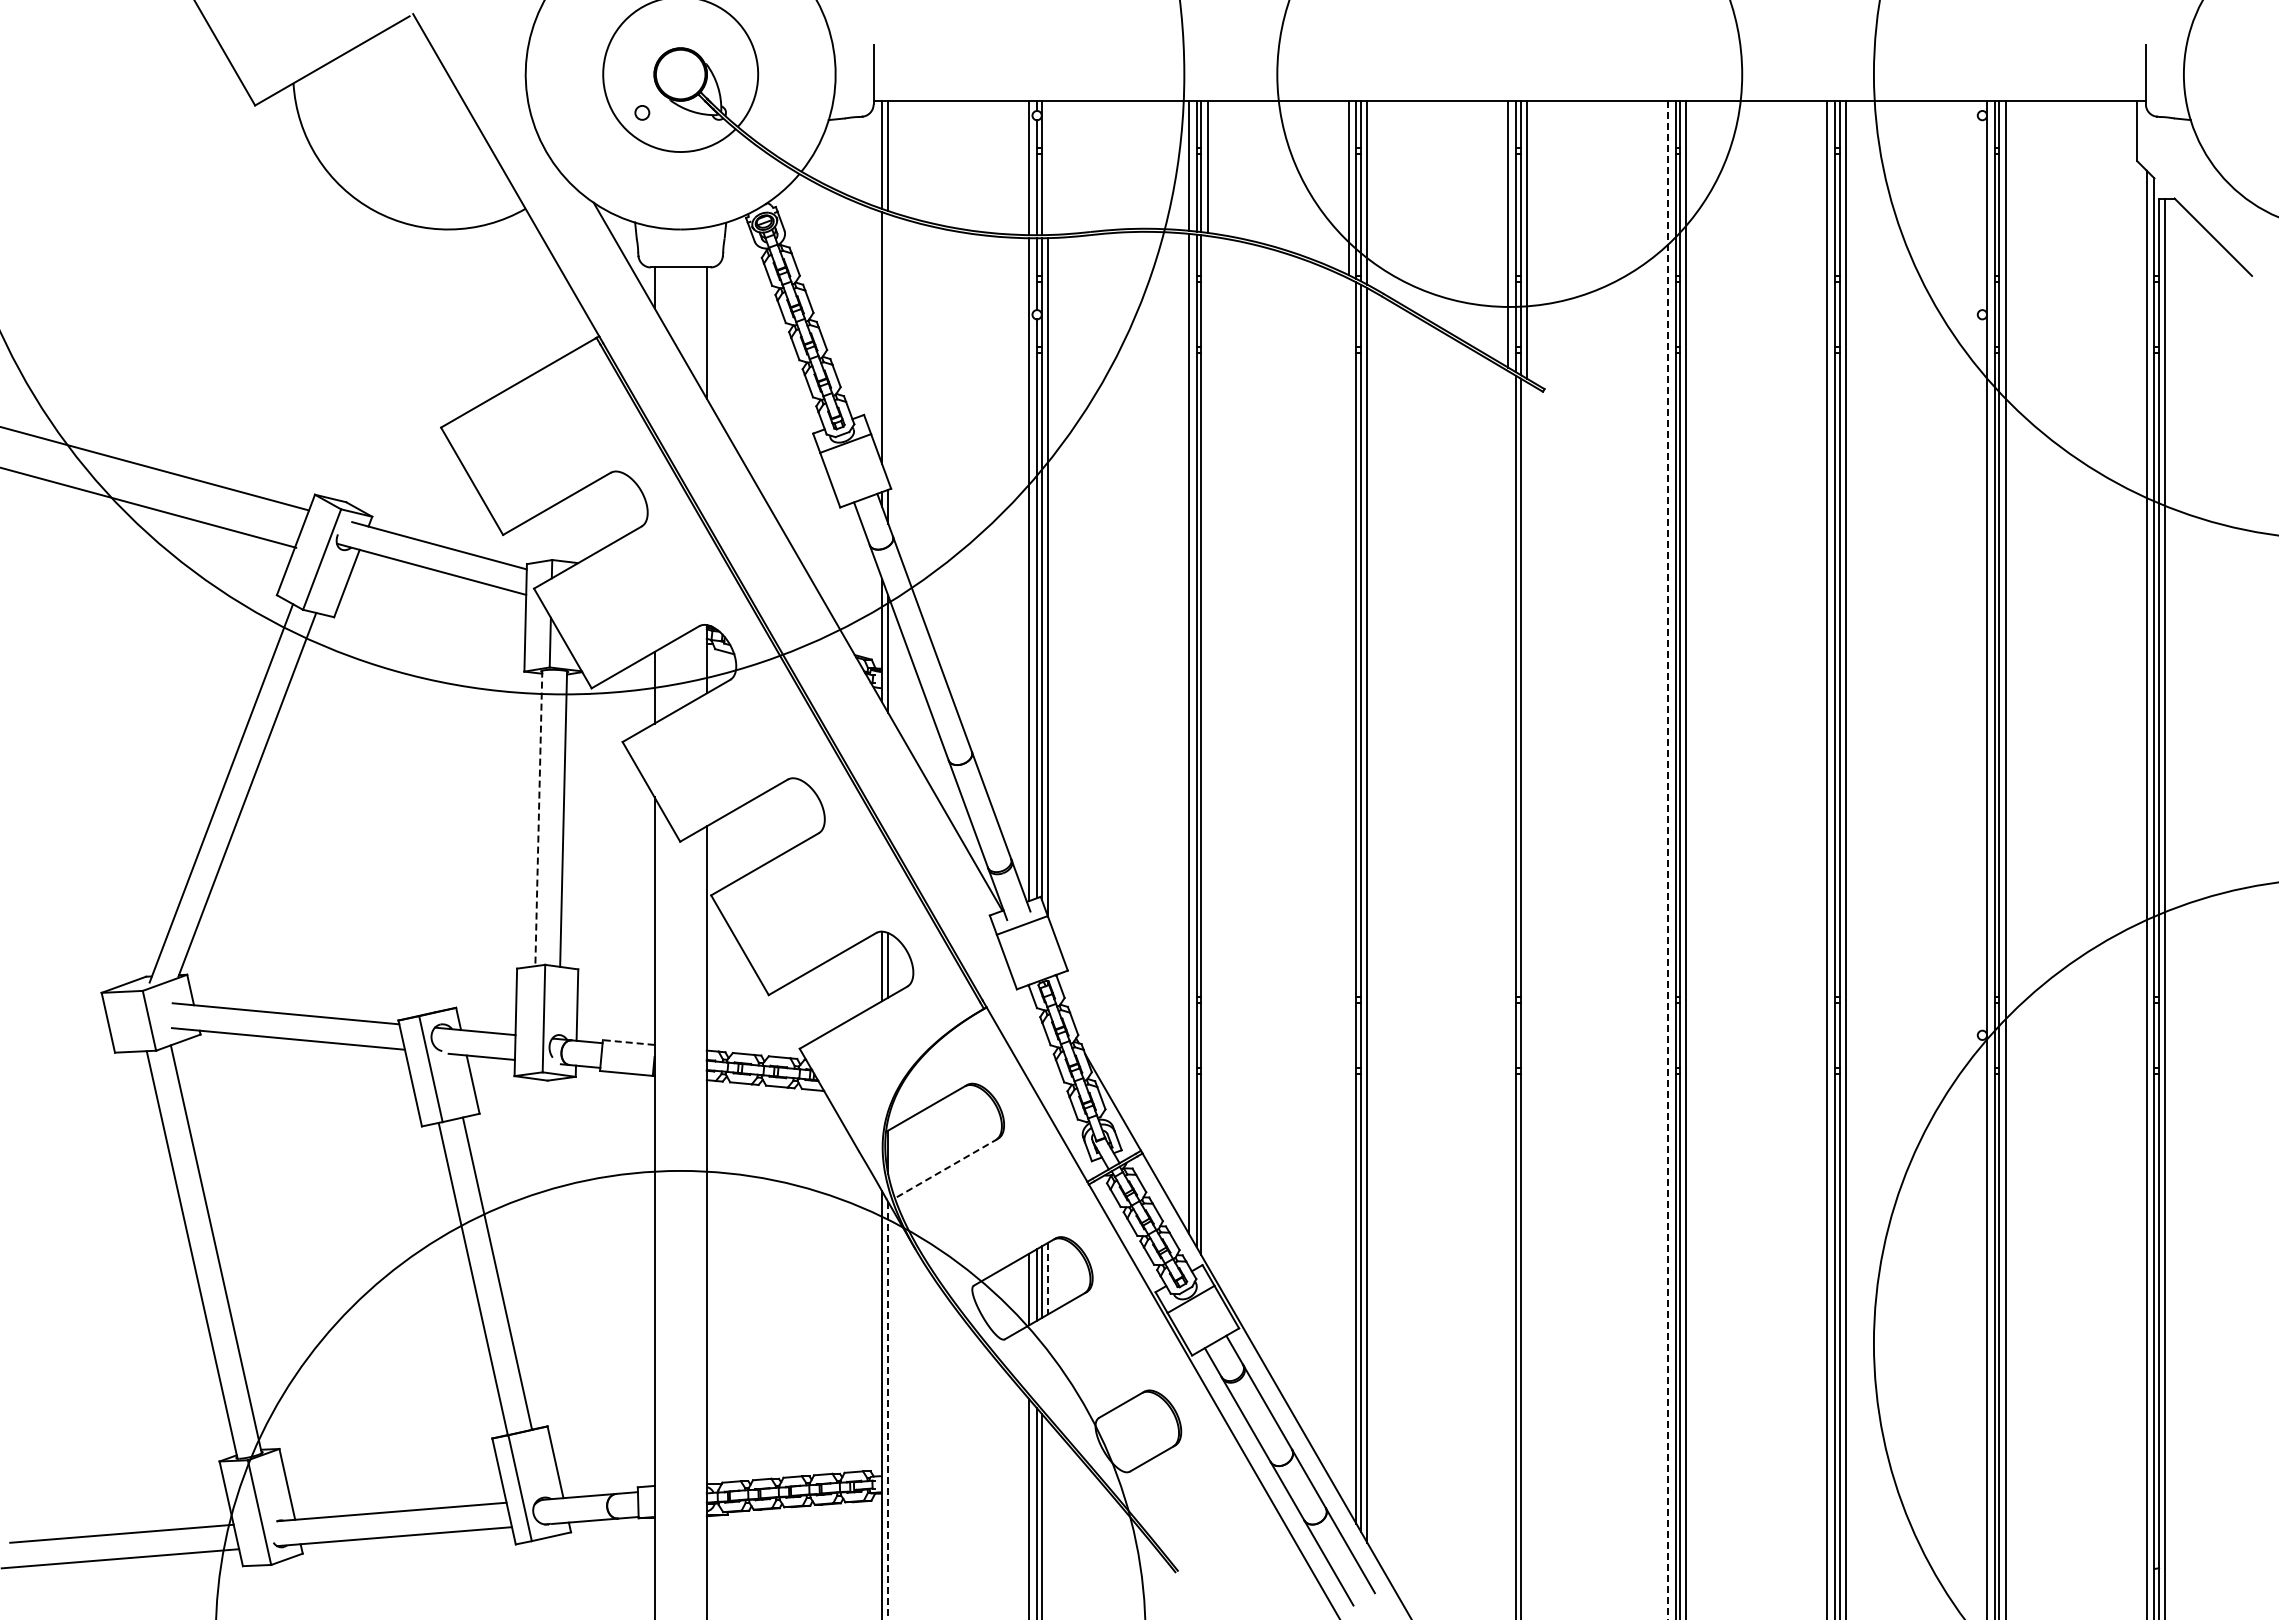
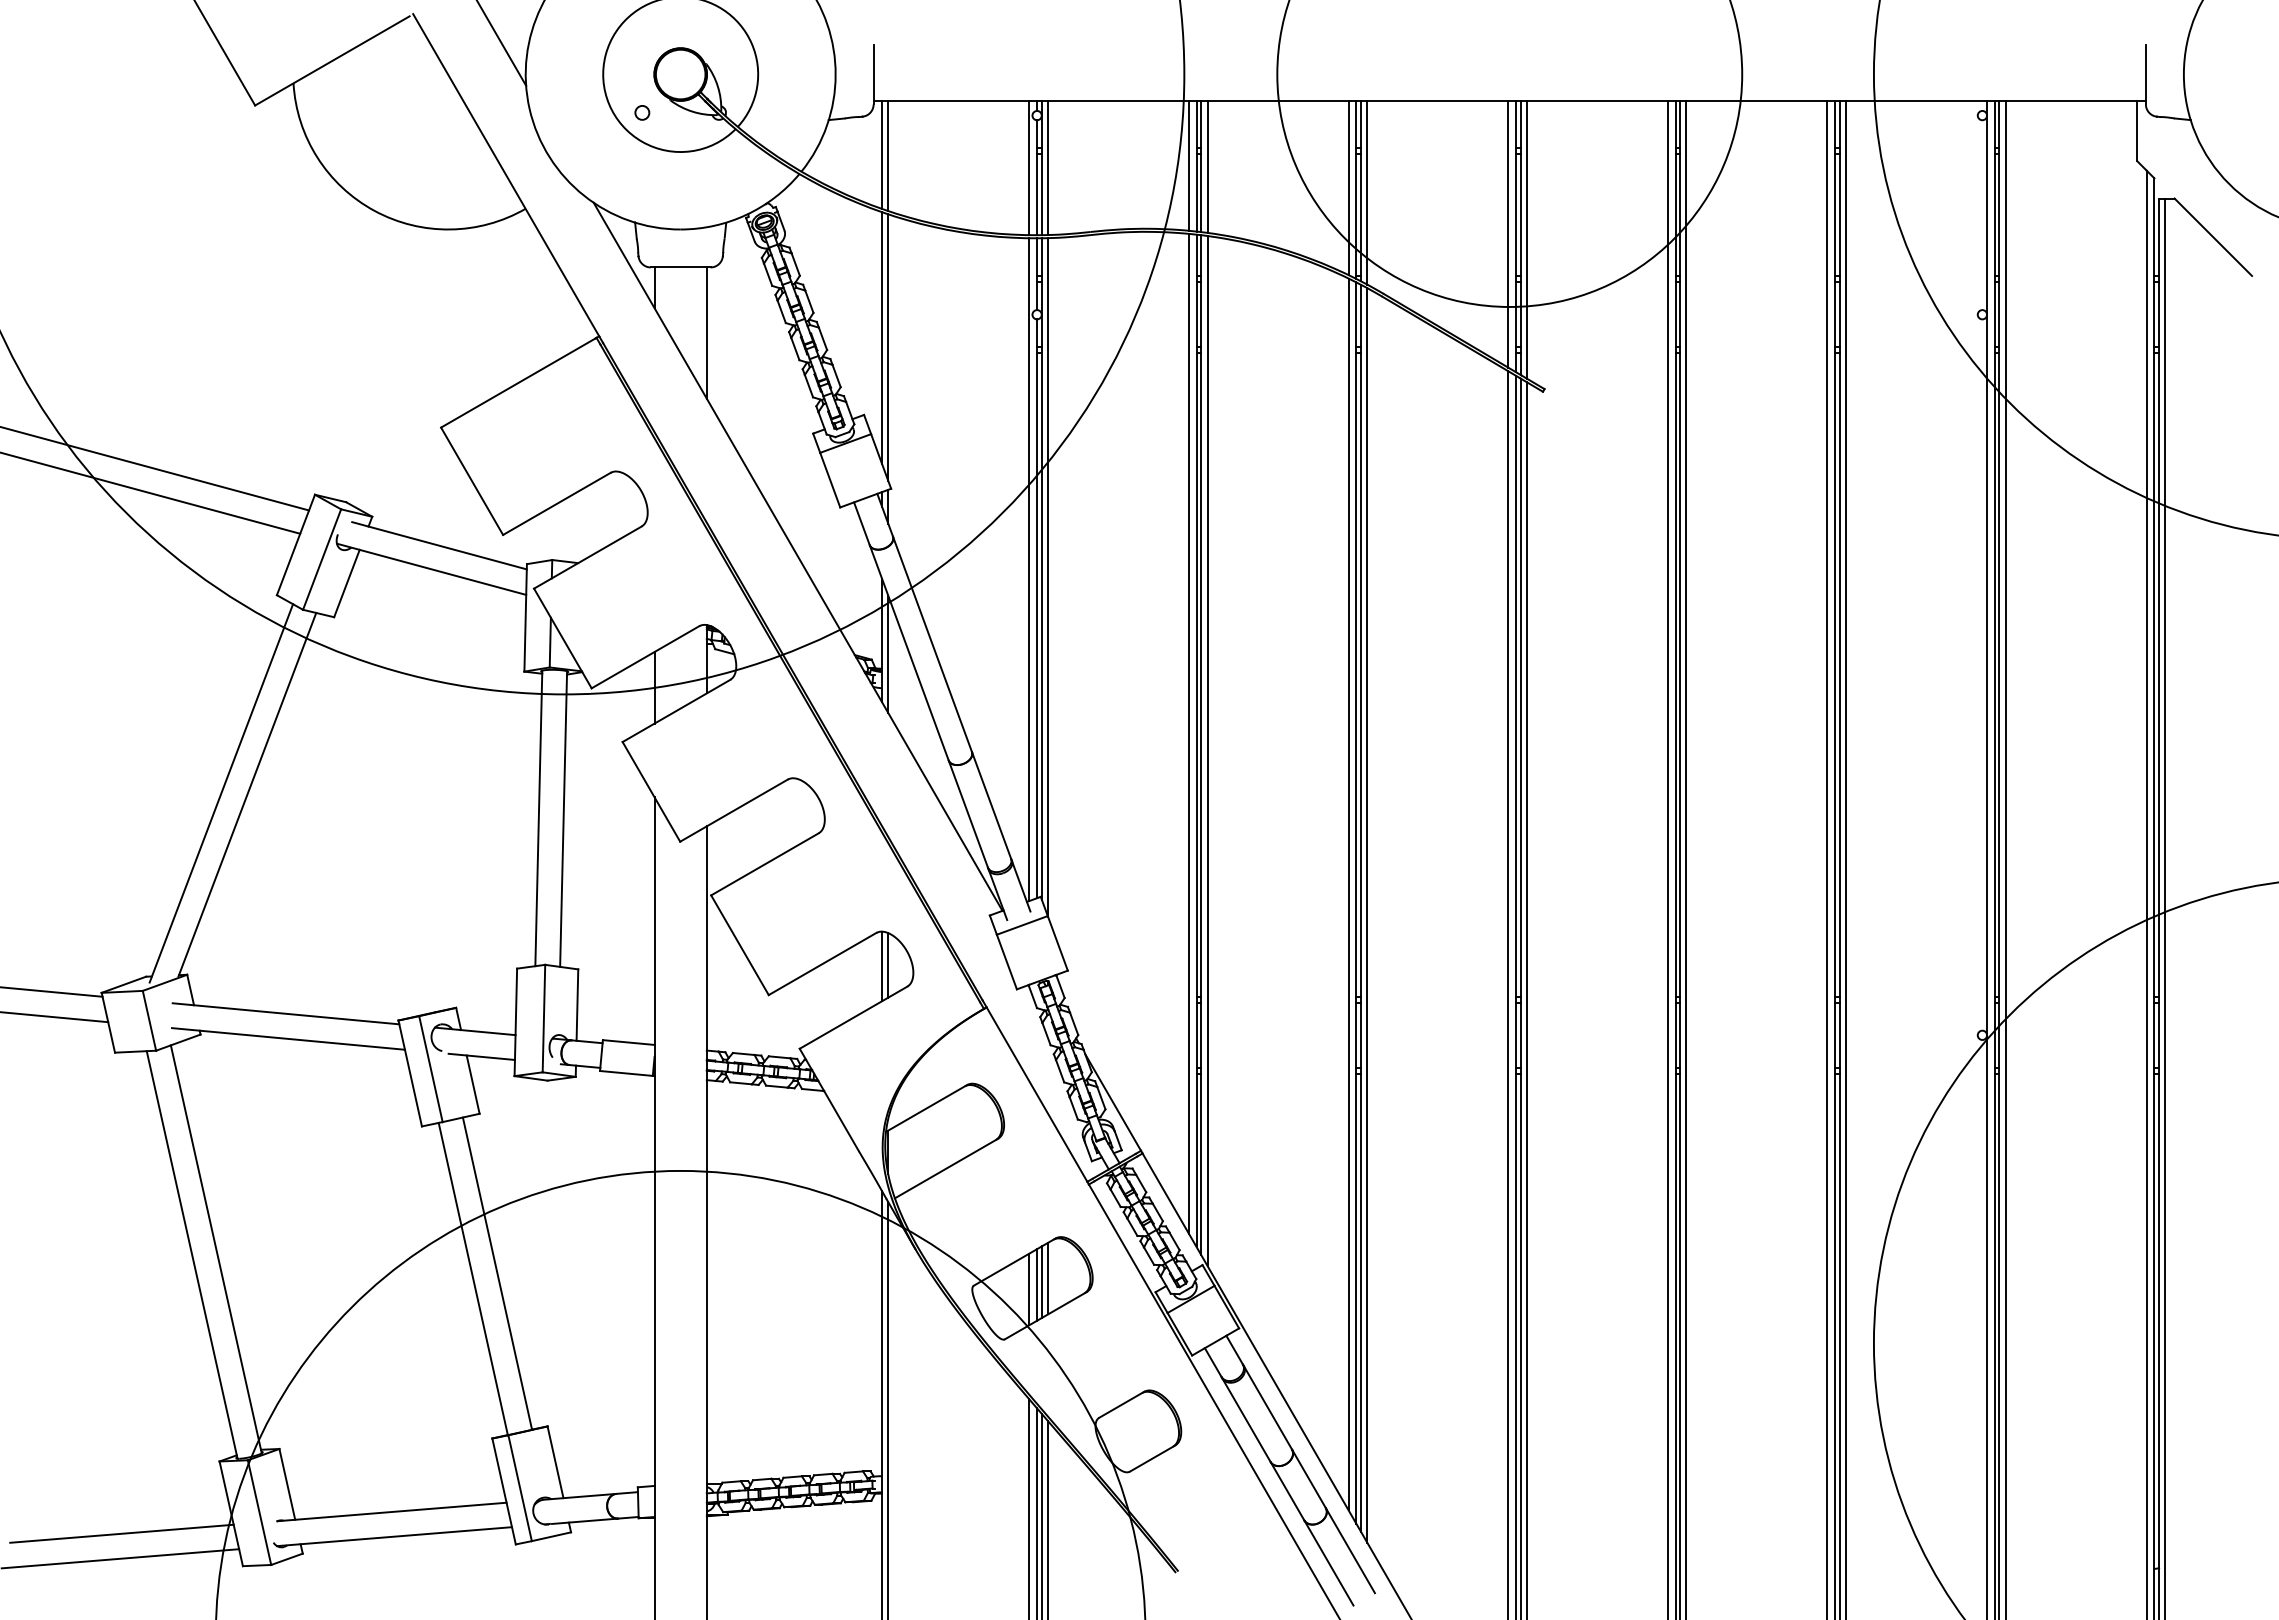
line: none -> present (502, 43)
line: none -> present (1047, 167)
line: none -> present (888, 347)
line position: (149, 507) -> (151, 493) (151, 493)
line: none -> present (1207, 751)
line: dashed -> solid (538, 818)
line: dashed -> solid (1667, 860)
line: none -> present (1348, 894)
line: none -> present (52, 991)
line: none -> present (1508, 993)
line: none -> present (1526, 999)
line: none -> present (55, 1017)
line: dashed -> solid (628, 1042)
line: dashed -> solid (946, 1168)
line: dashed -> solid (1047, 1278)
line: dashed -> solid (888, 1411)
line: none -> present (1047, 1518)
